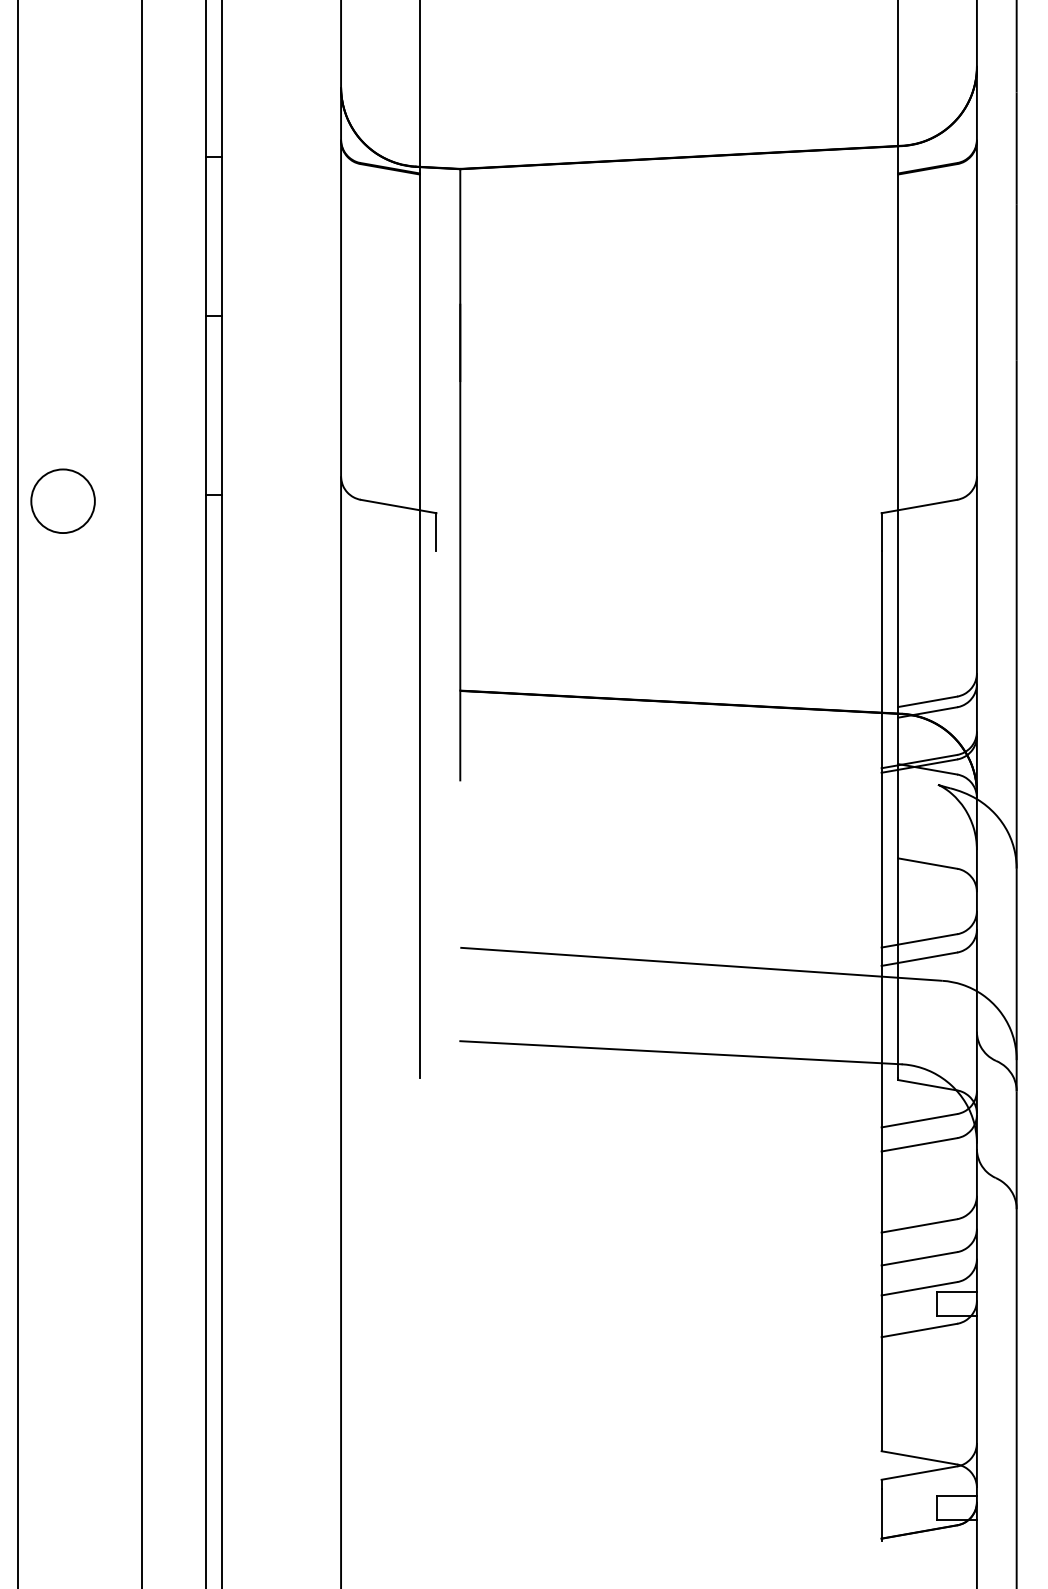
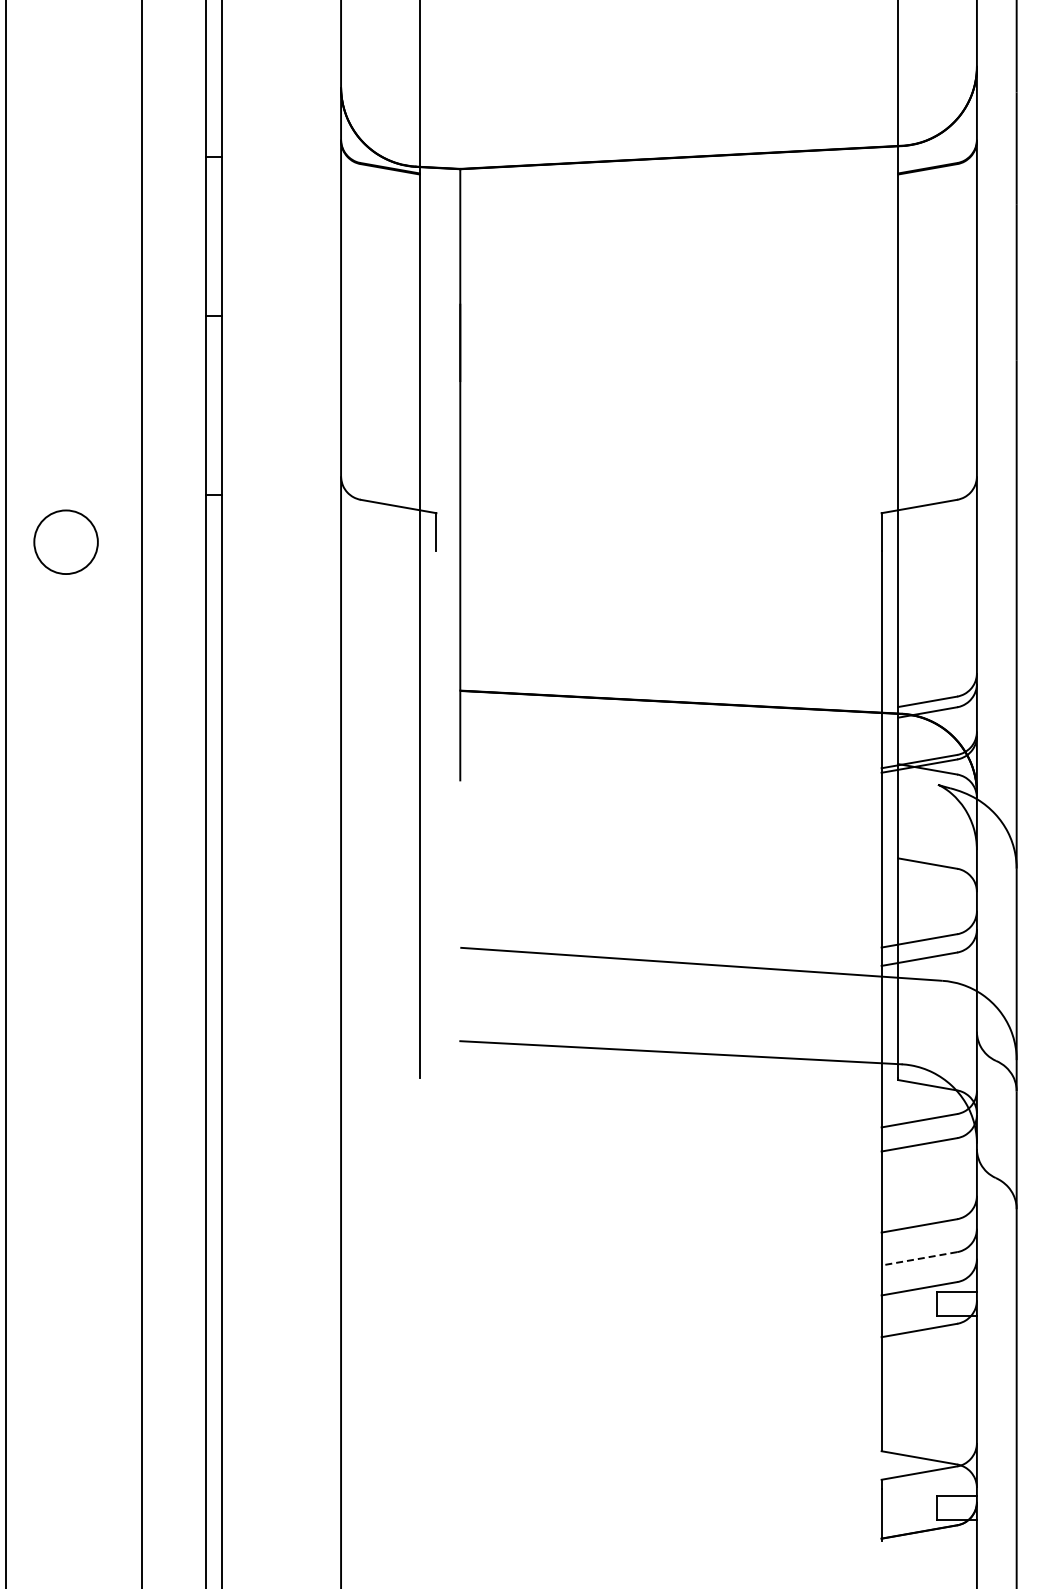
circle position: (62, 500) -> (65, 541) (65, 541)
line position: (17, 793) -> (5, 793) (5, 793)
line: solid -> dashed (918, 1258)
